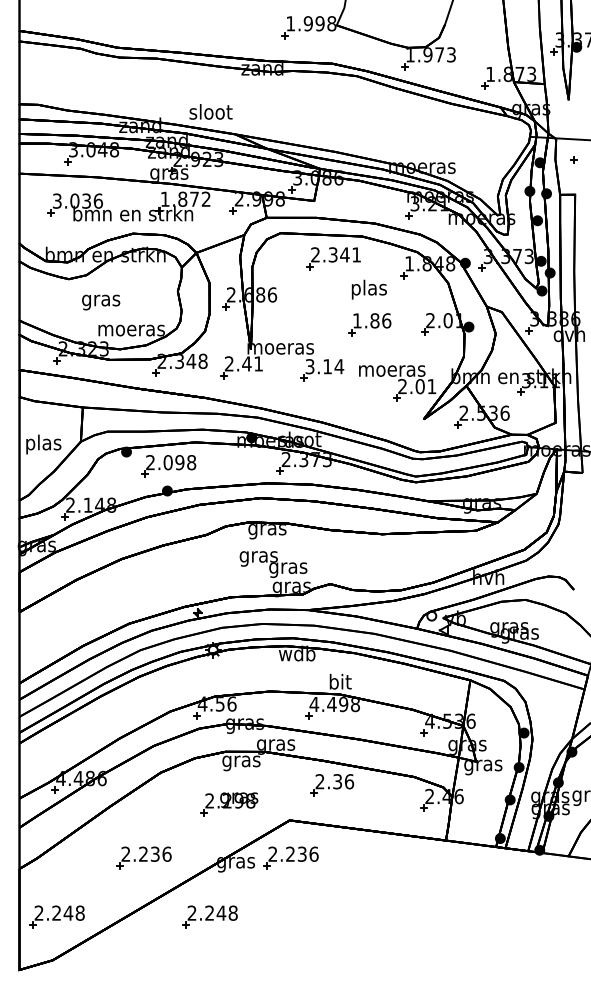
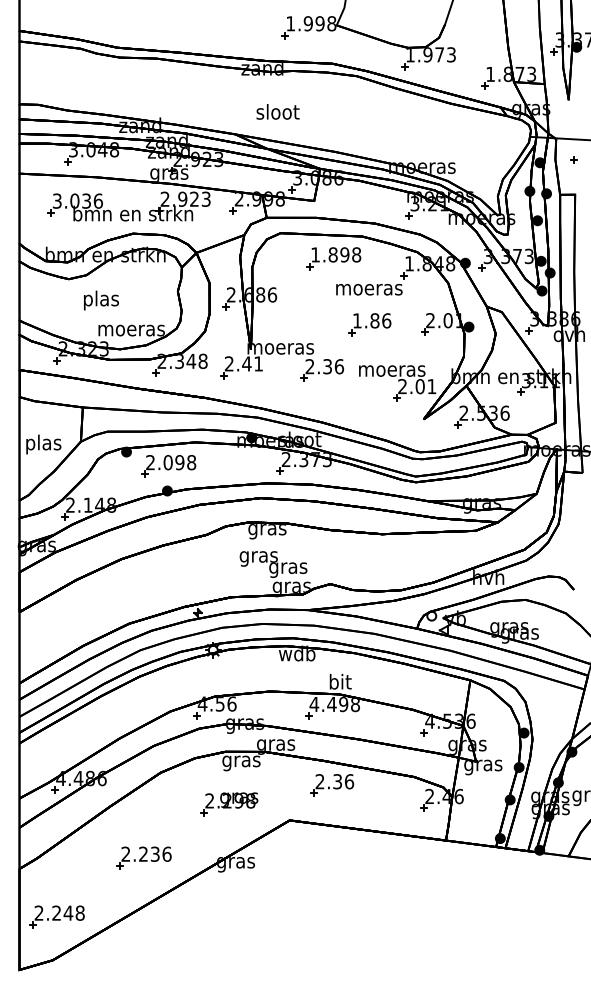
text position: (210, 111) -> (277, 111) (277, 111)
text: 1.872 -> 2.923 (185, 198)
text: 2.341 -> 1.898 (336, 254)
text: plas -> moeras (369, 289)
text: gras -> plas (101, 300)
text: 3.14 -> 2.36 (324, 366)
part: present -> none (290, 857)
part: present -> none (209, 916)
